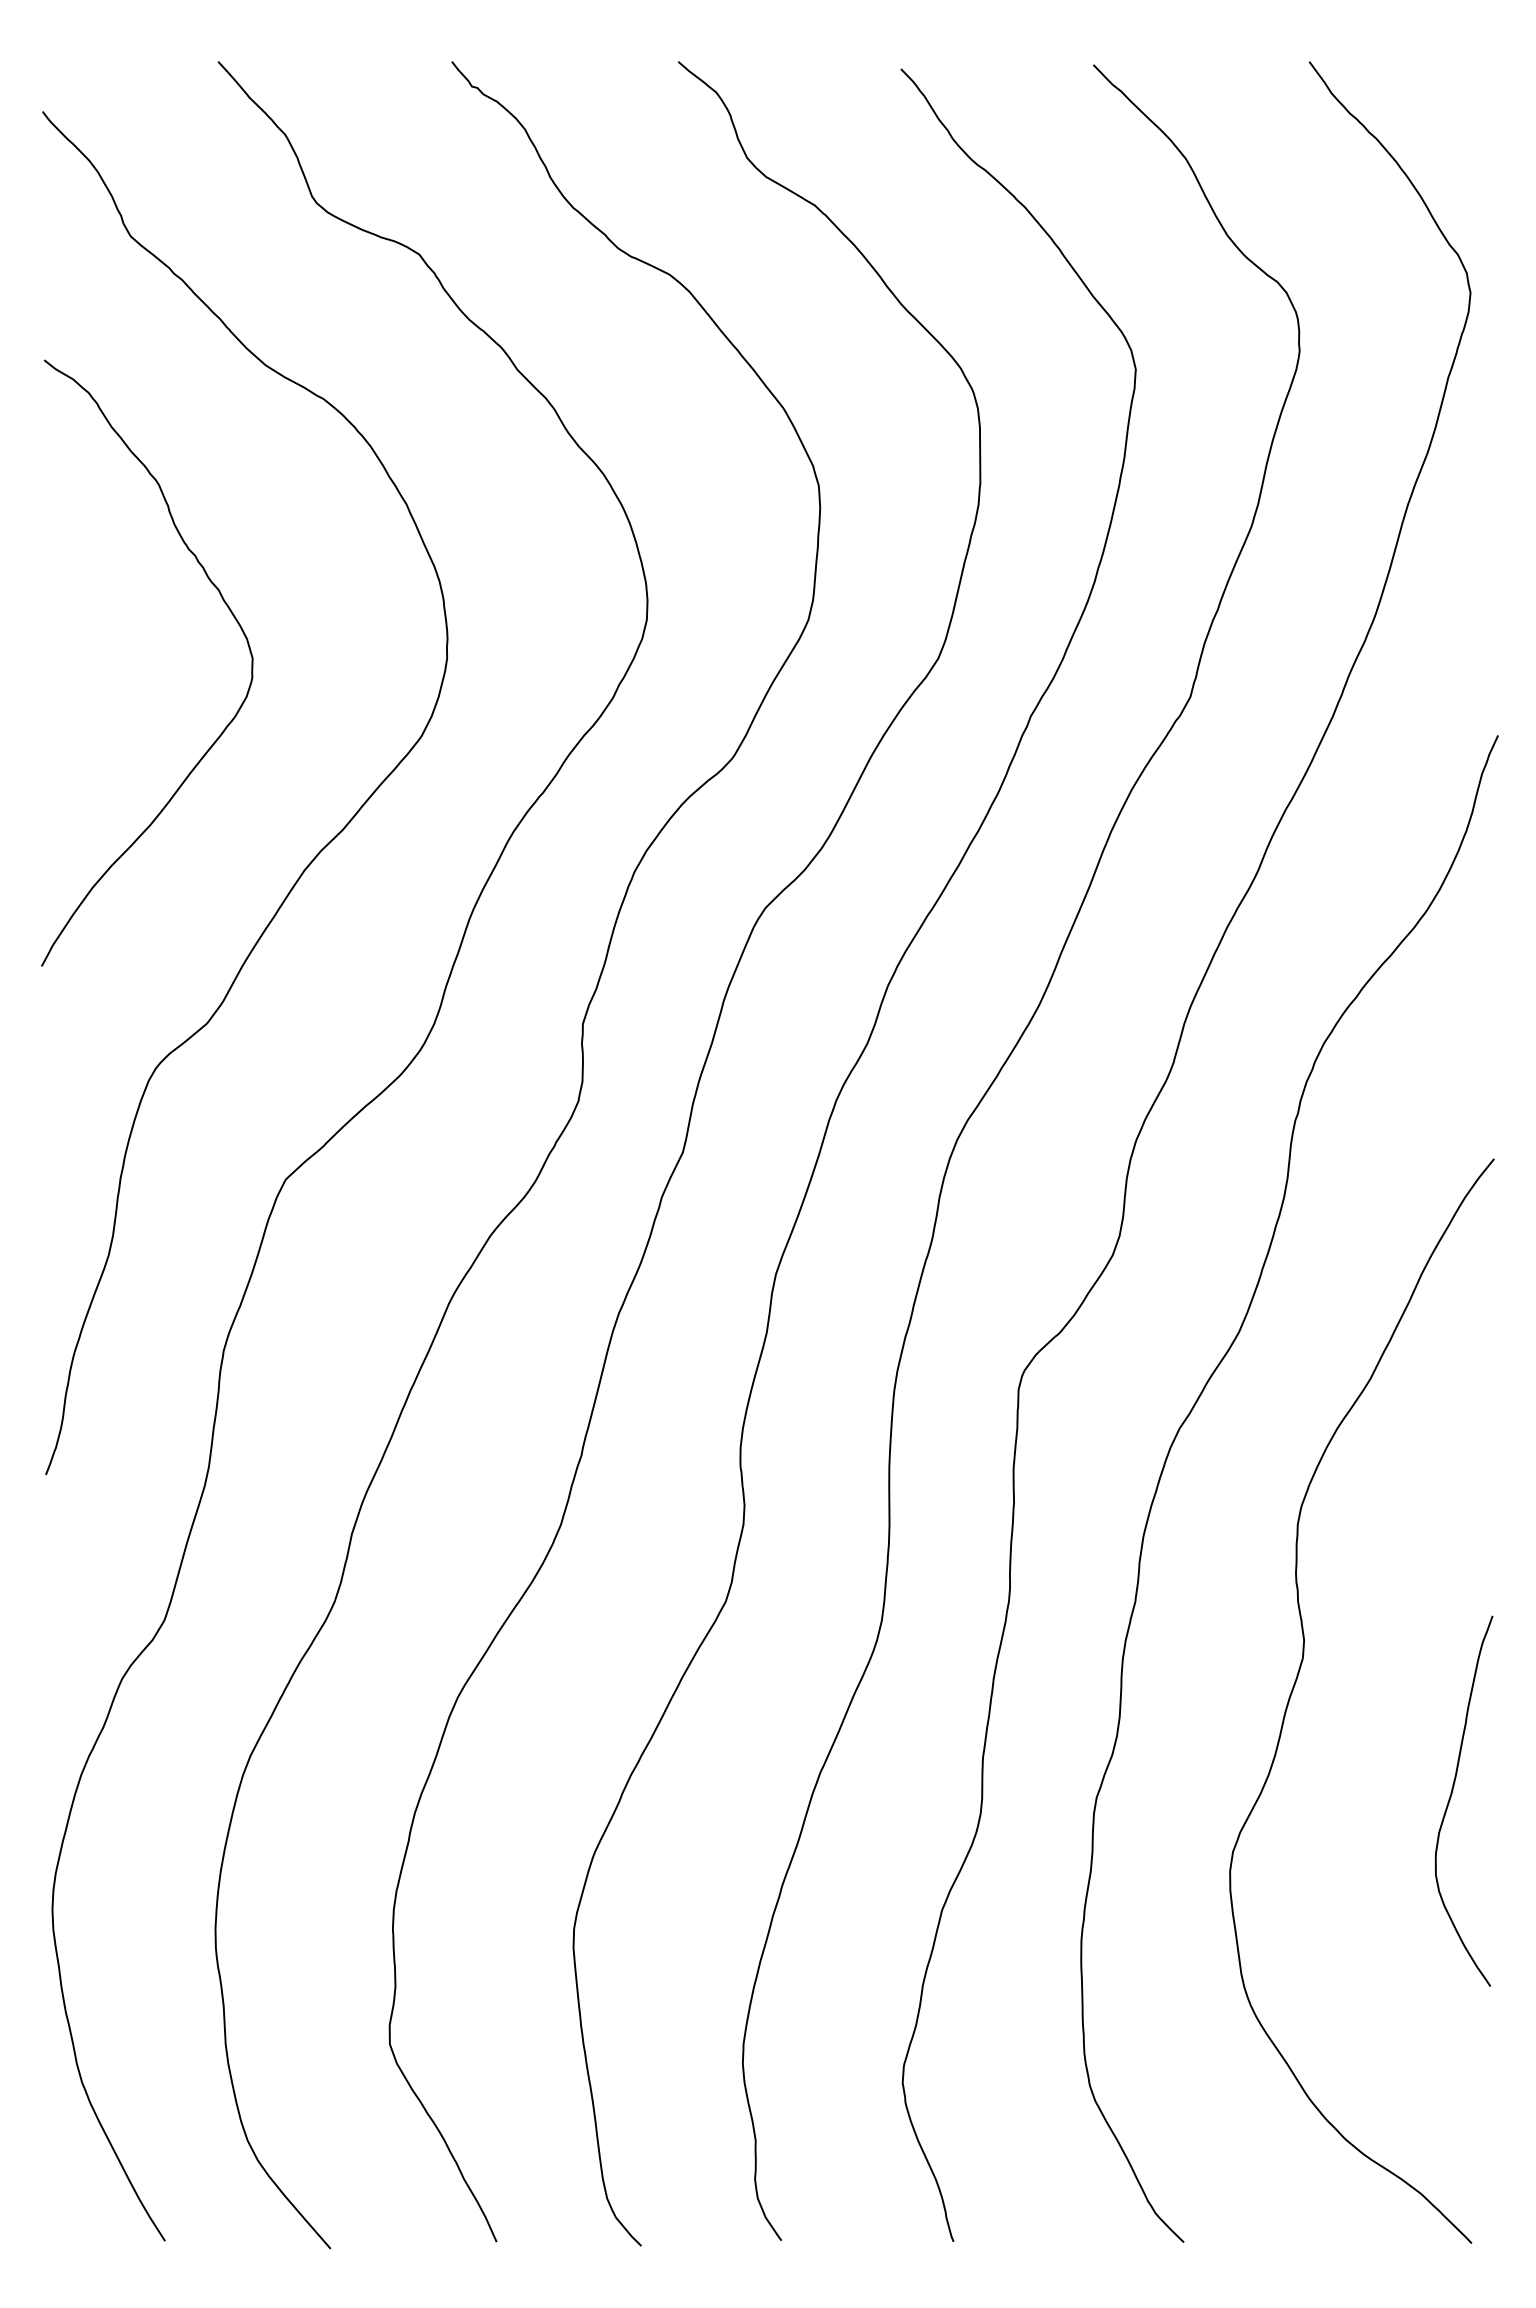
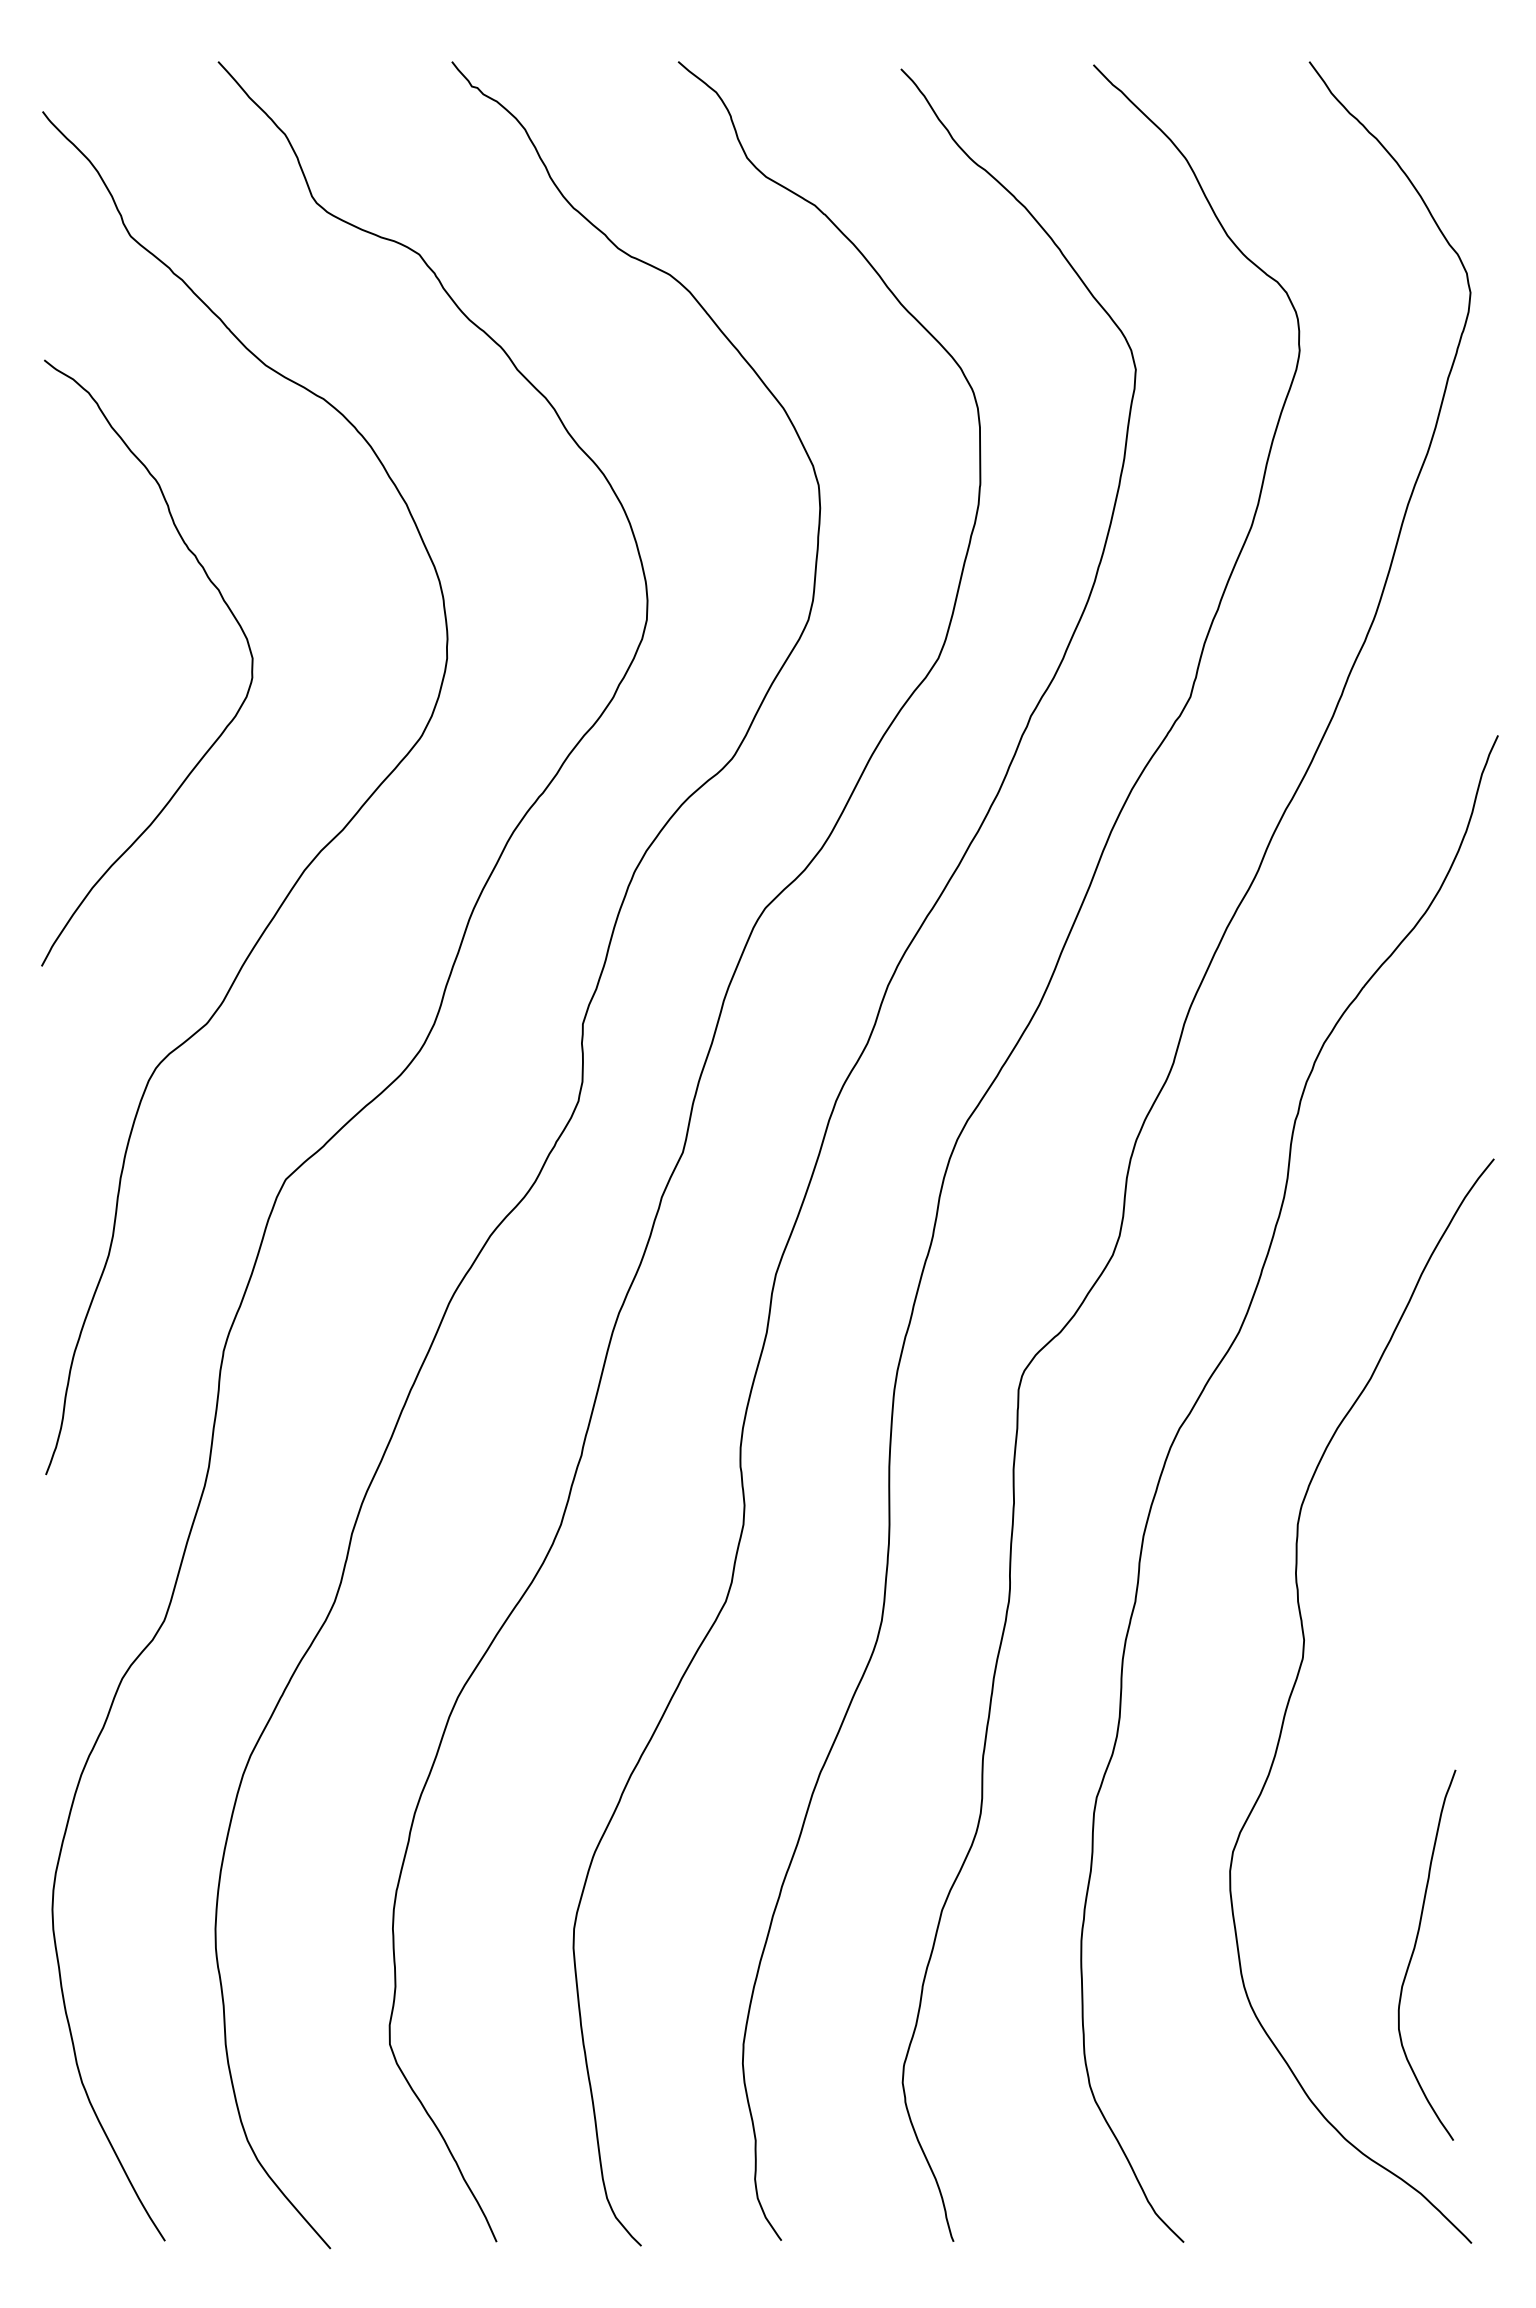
curve position: (1451, 1797) -> (1414, 1951) (1414, 1951)
